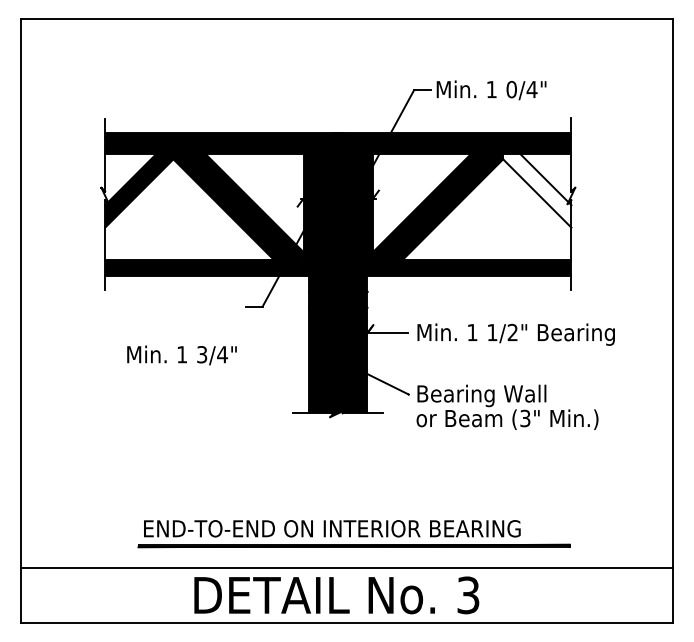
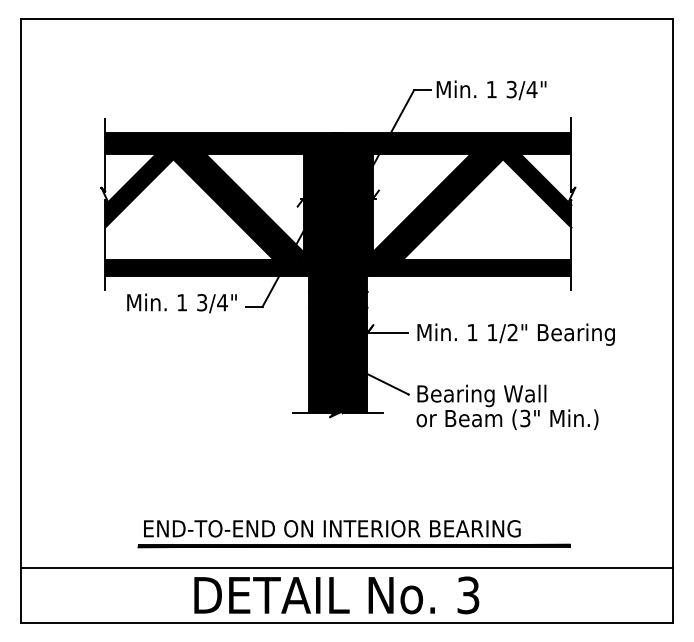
text: 0/4" -> 3/4" (511, 89)
fill: none -> present (537, 190)
text position: (181, 355) -> (181, 303) (181, 303)
